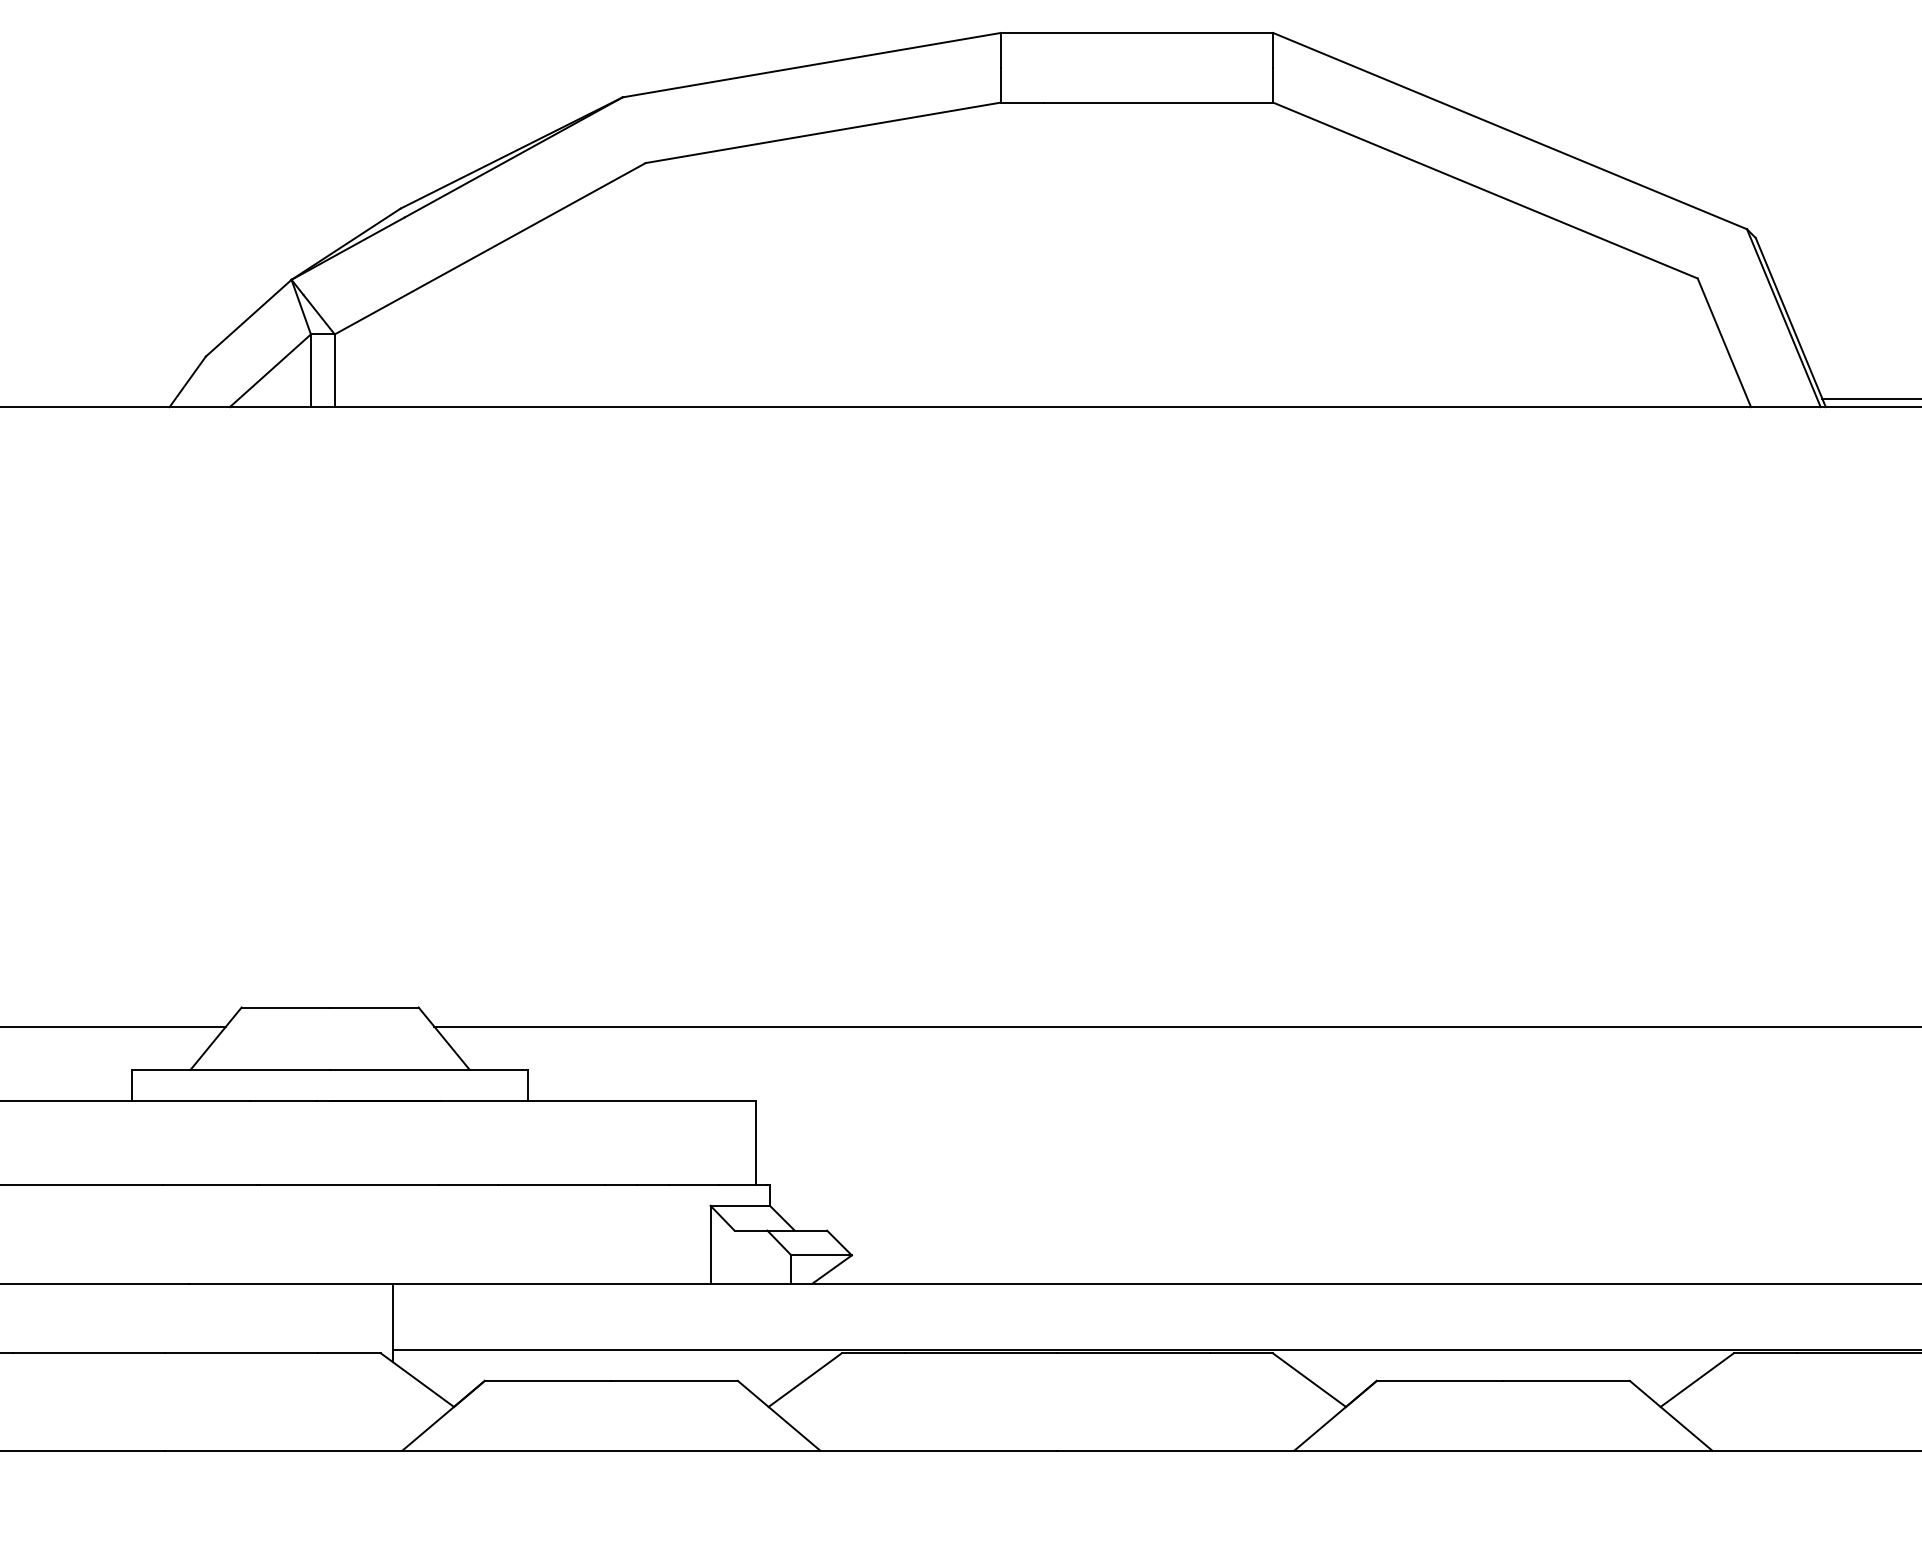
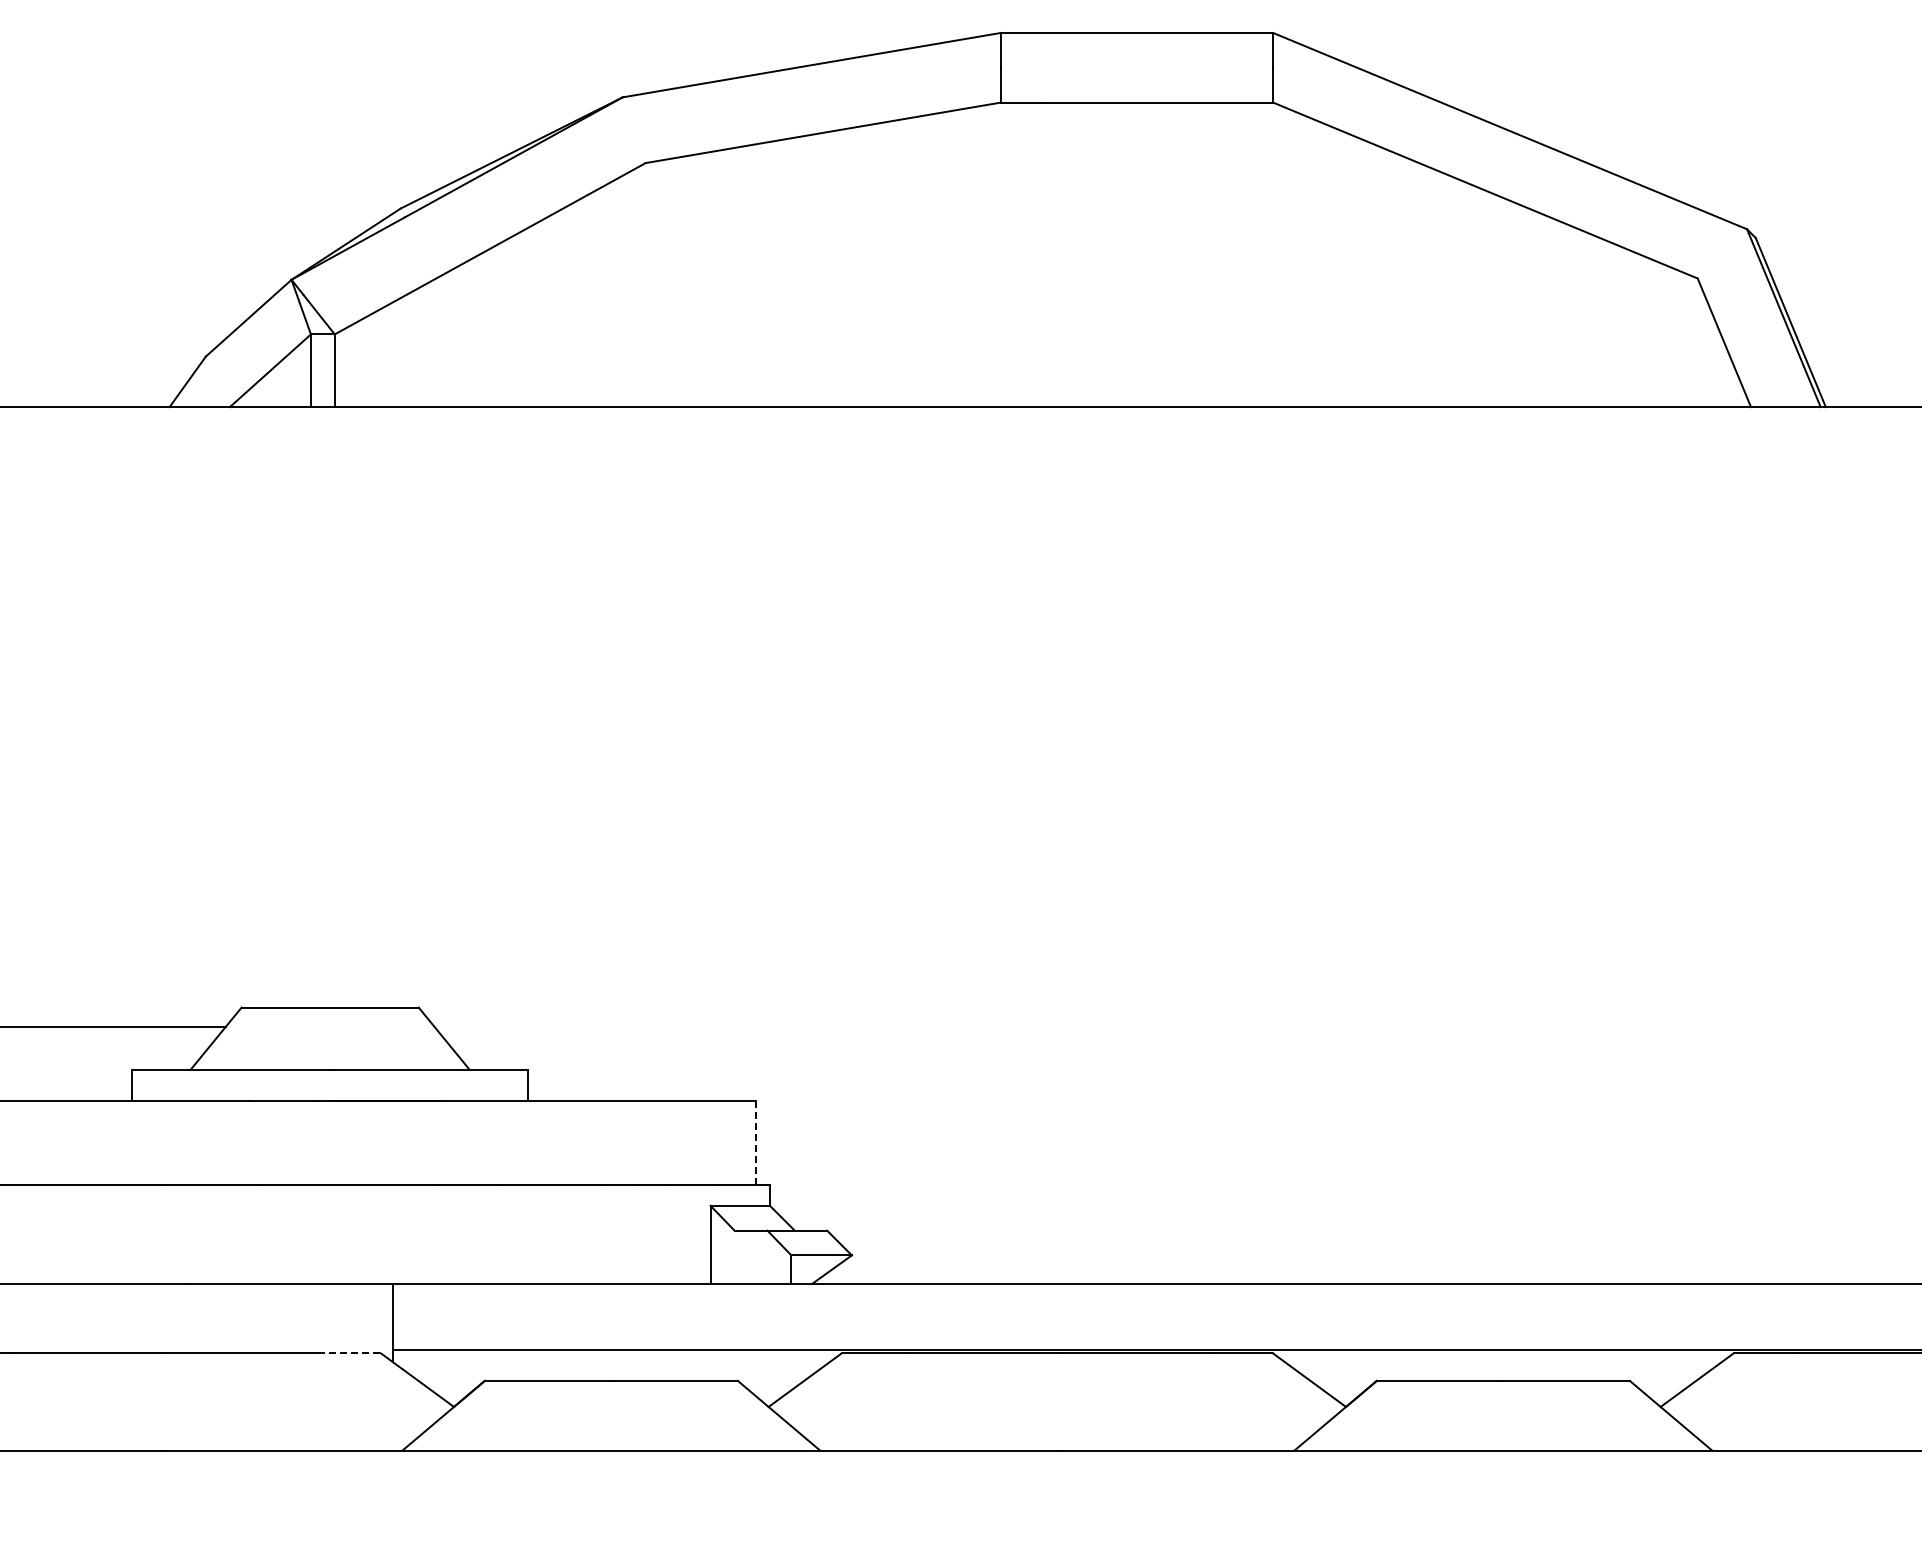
line: present -> none (1870, 398)
line: present -> none (1176, 1026)
line: solid -> dashed (756, 1142)
line: solid -> dashed (349, 1353)
